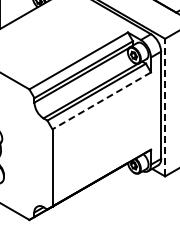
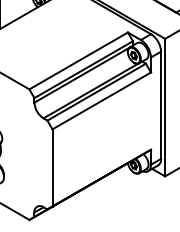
line: dashed -> solid (101, 100)
line: dashed -> solid (165, 107)
